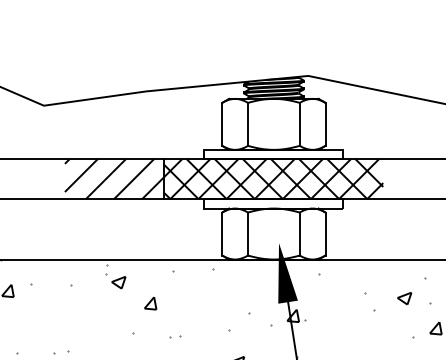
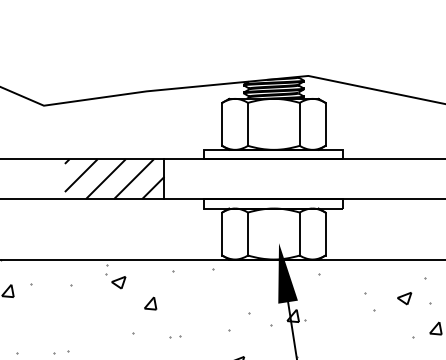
hatch: present -> none (273, 179)
